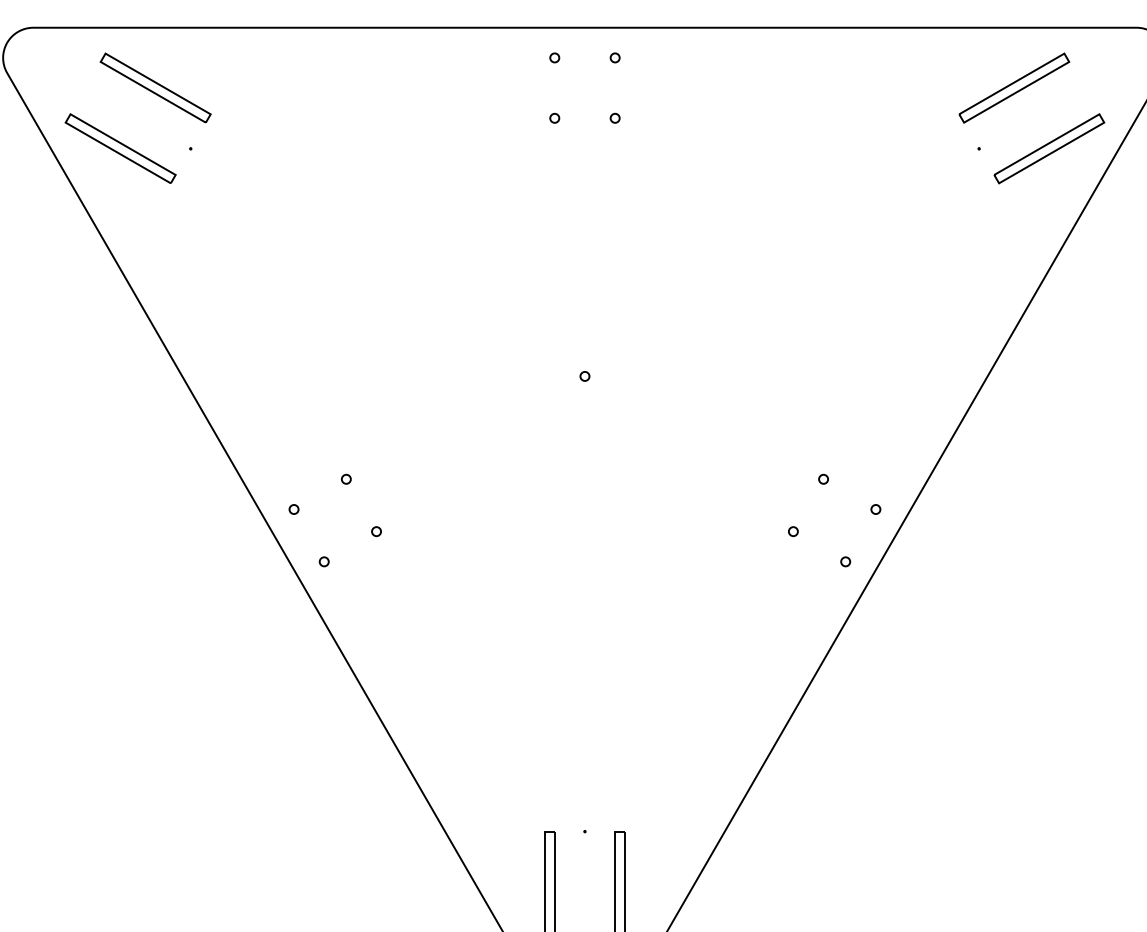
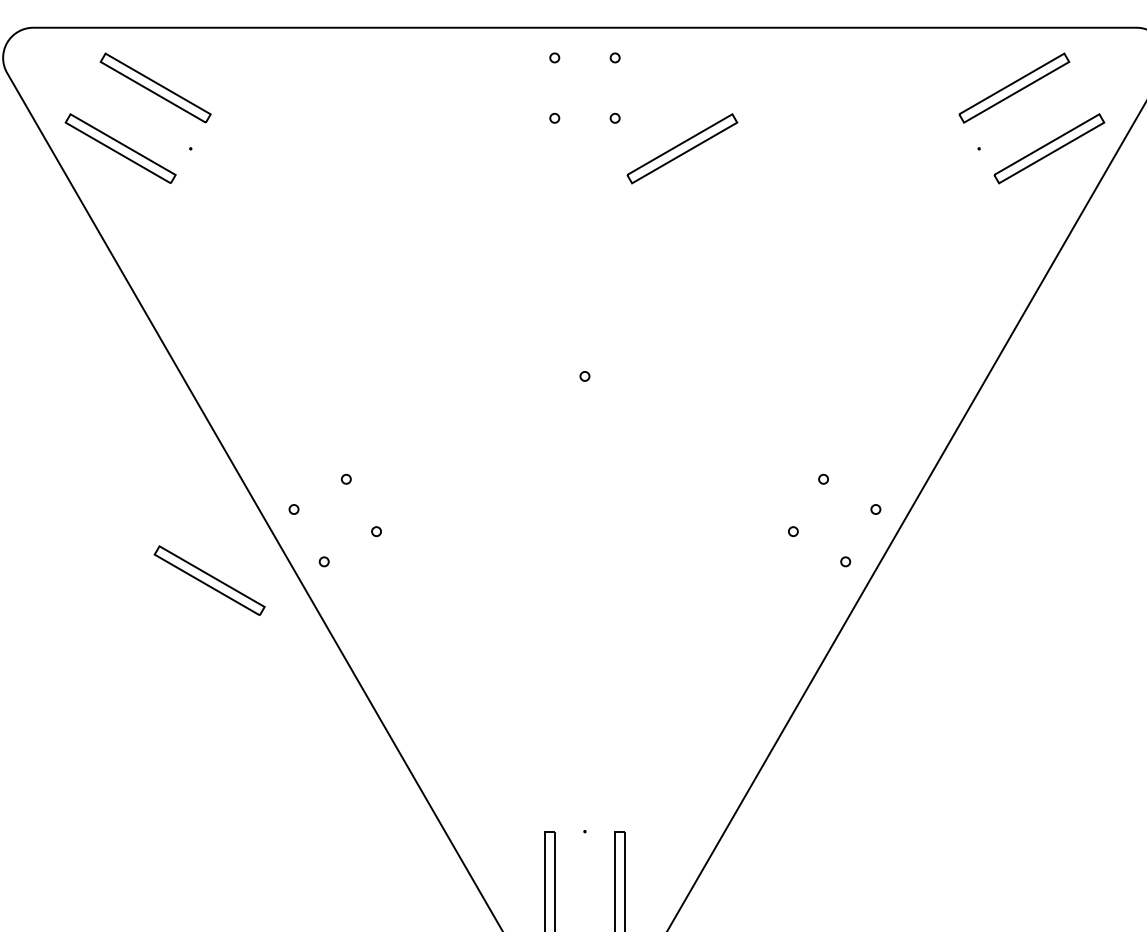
part: none -> present (682, 148)
part: none -> present (209, 580)
